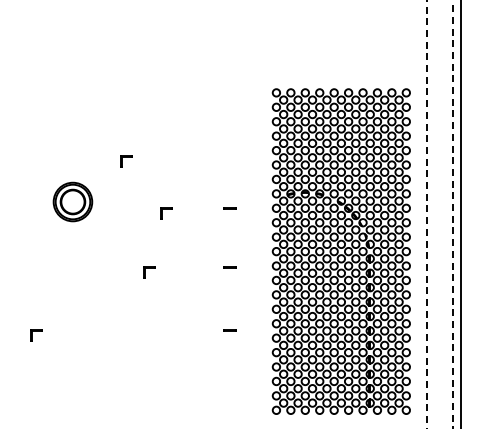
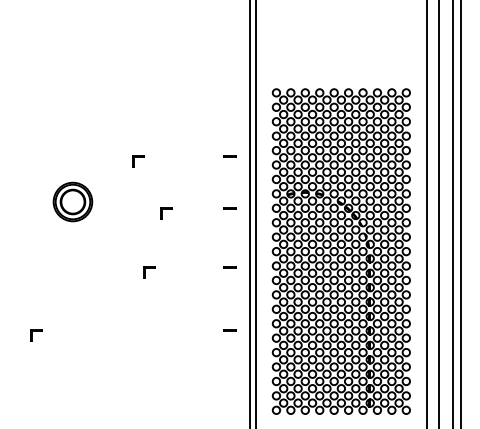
line: none -> present (229, 156)
part position: (126, 161) -> (138, 161) (138, 161)
line: none -> present (250, 213)
line: none -> present (256, 213)
line: none -> present (438, 213)
line: dashed -> solid (426, 214)
line: dashed -> solid (453, 214)
